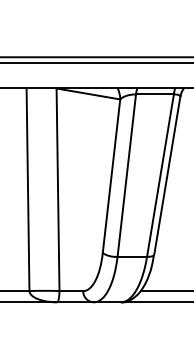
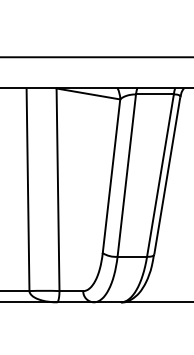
line: present -> none (96, 63)
line: present -> none (165, 291)
